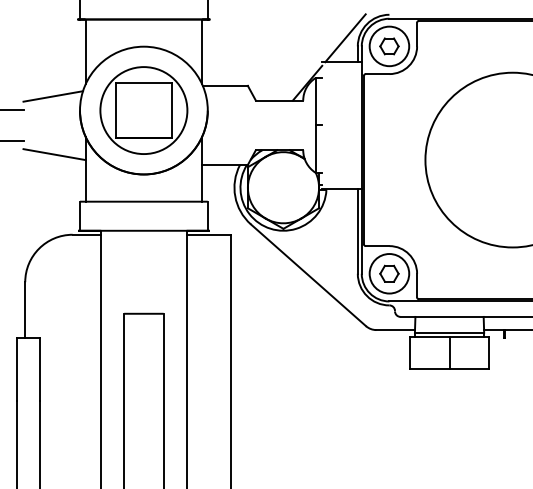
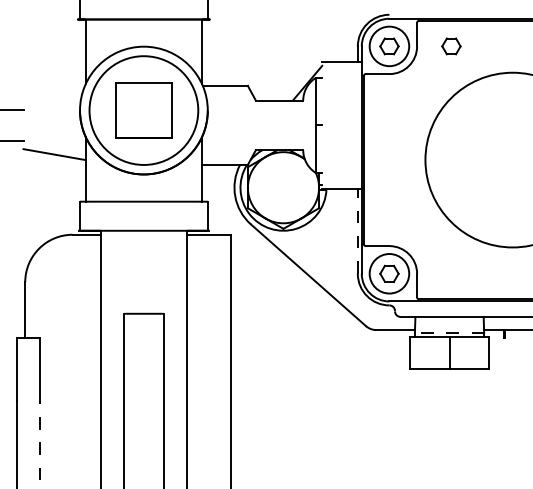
line: present -> none (345, 38)
part: none -> present (451, 46)
line: present -> none (53, 96)
circle diameter: 87 px -> 109 px (143, 110)
line: solid -> dashed (357, 231)
line: solid -> dashed (449, 332)
line: solid -> dashed (40, 444)
